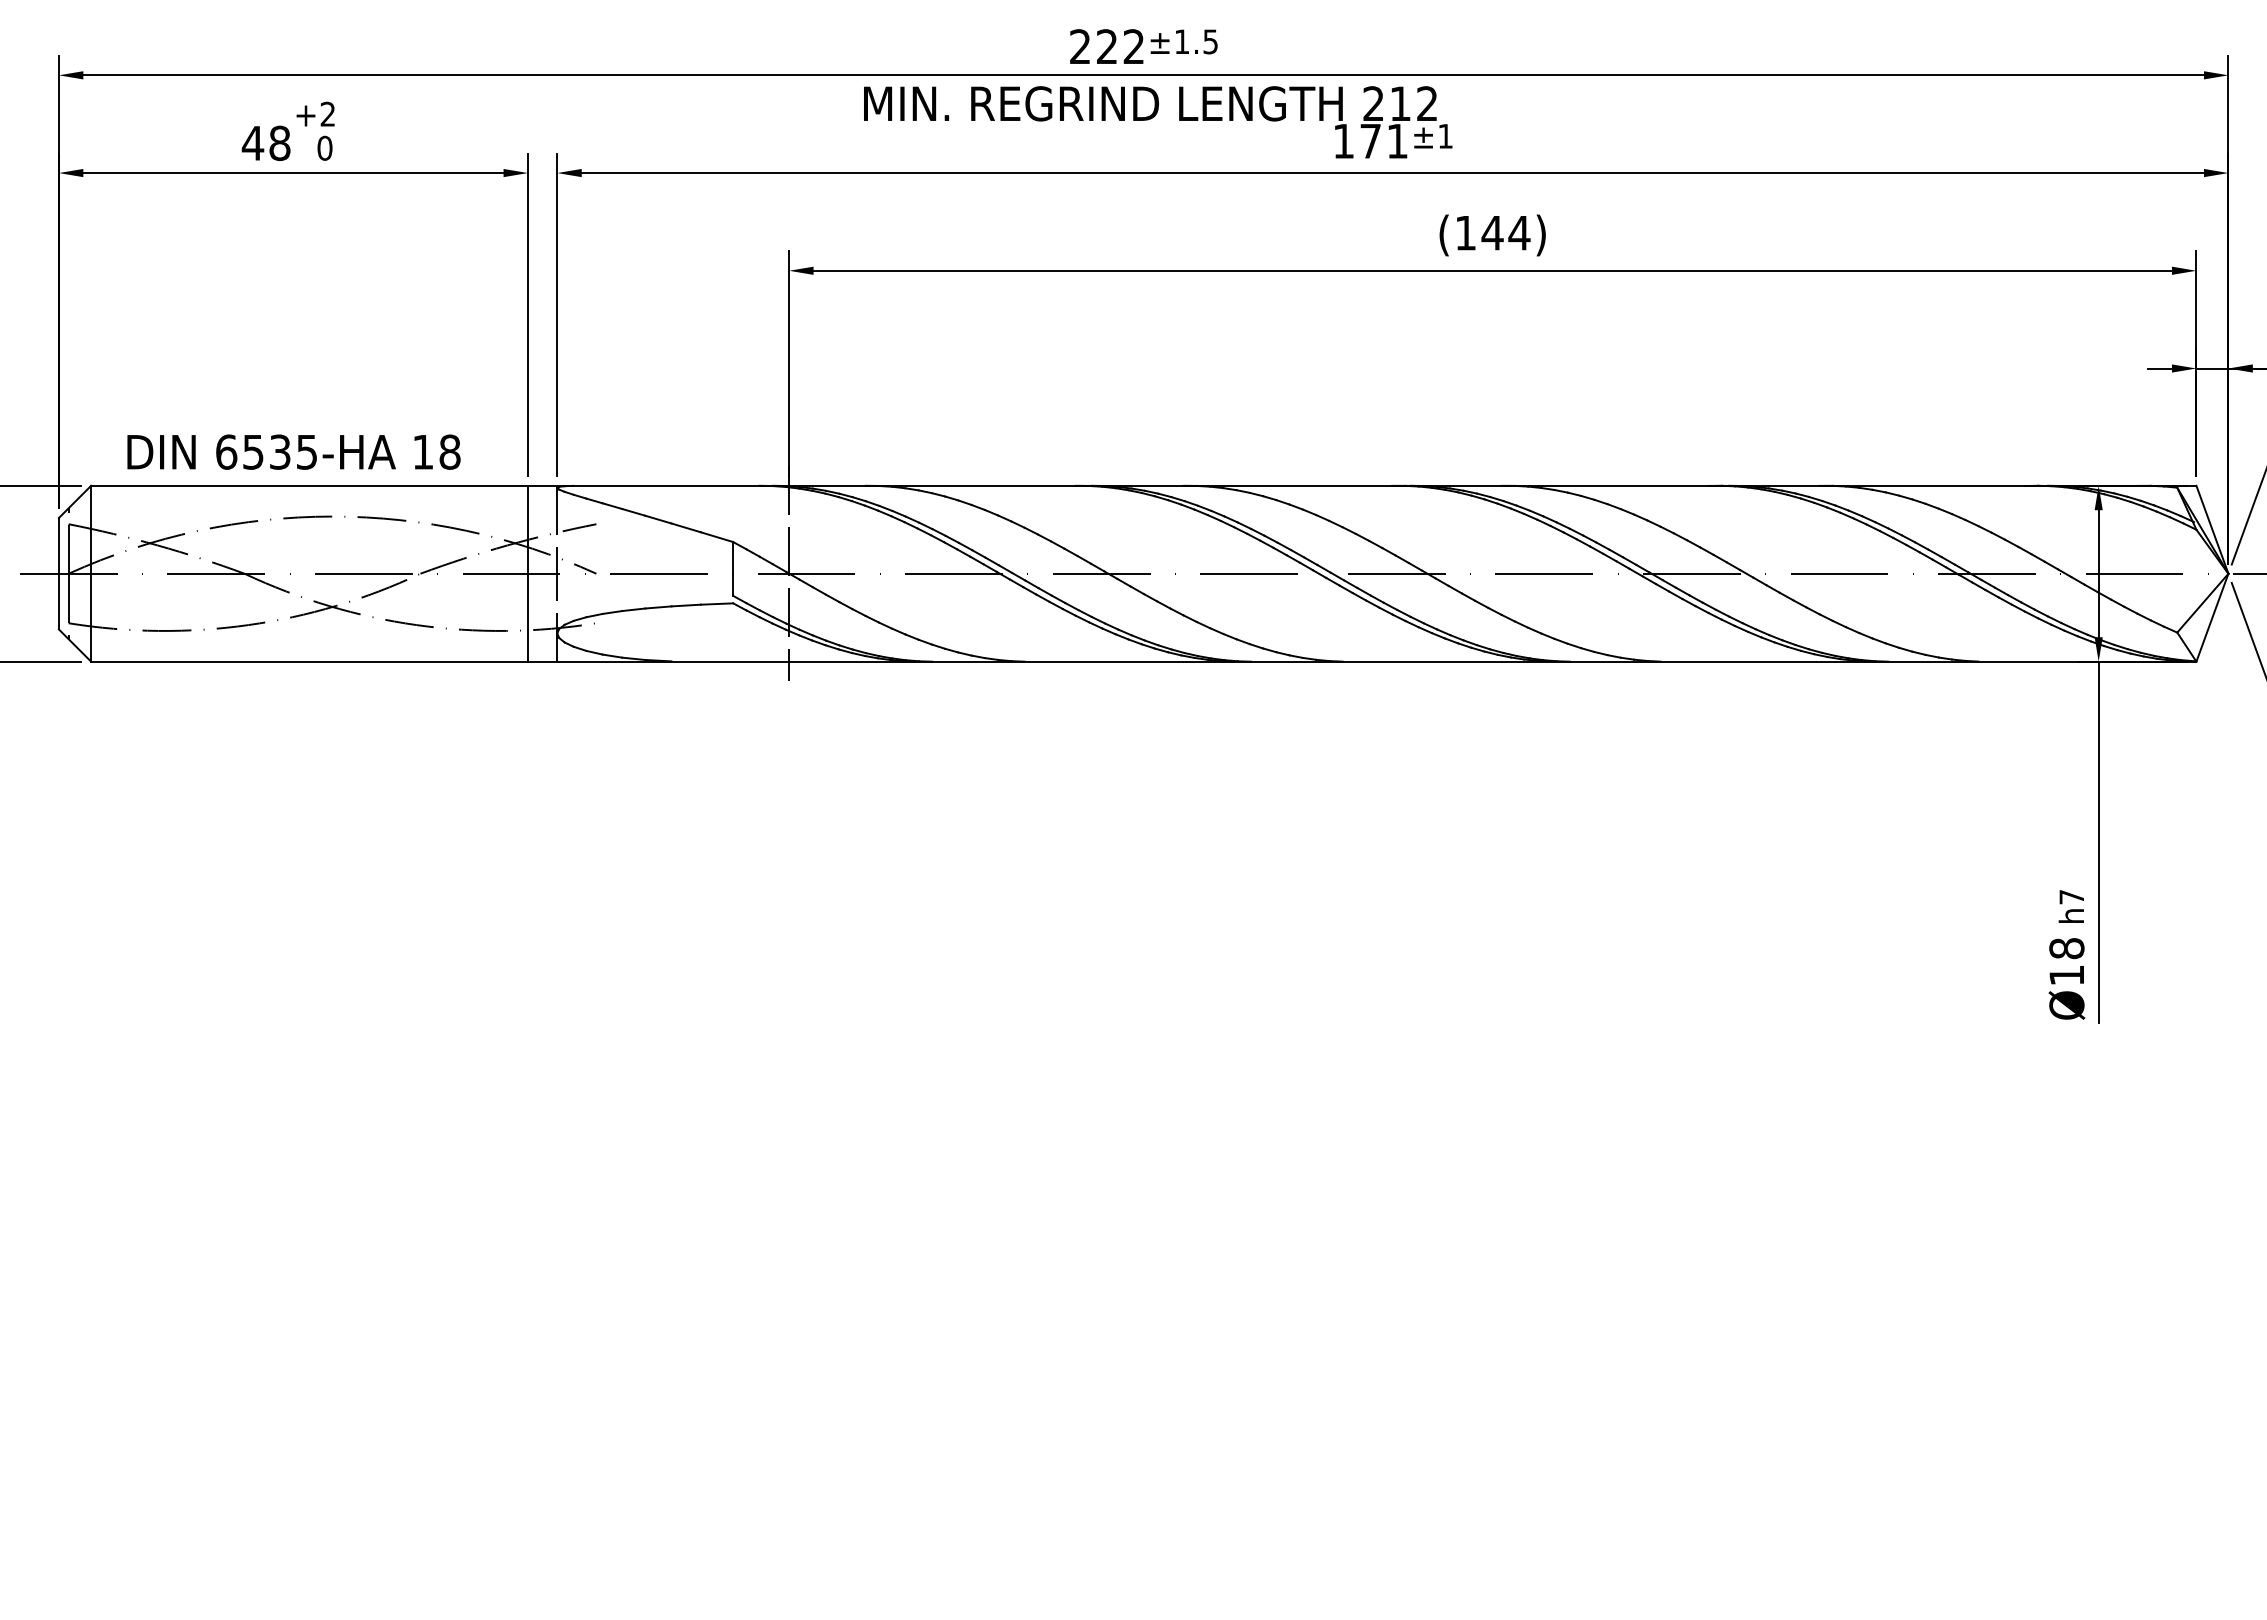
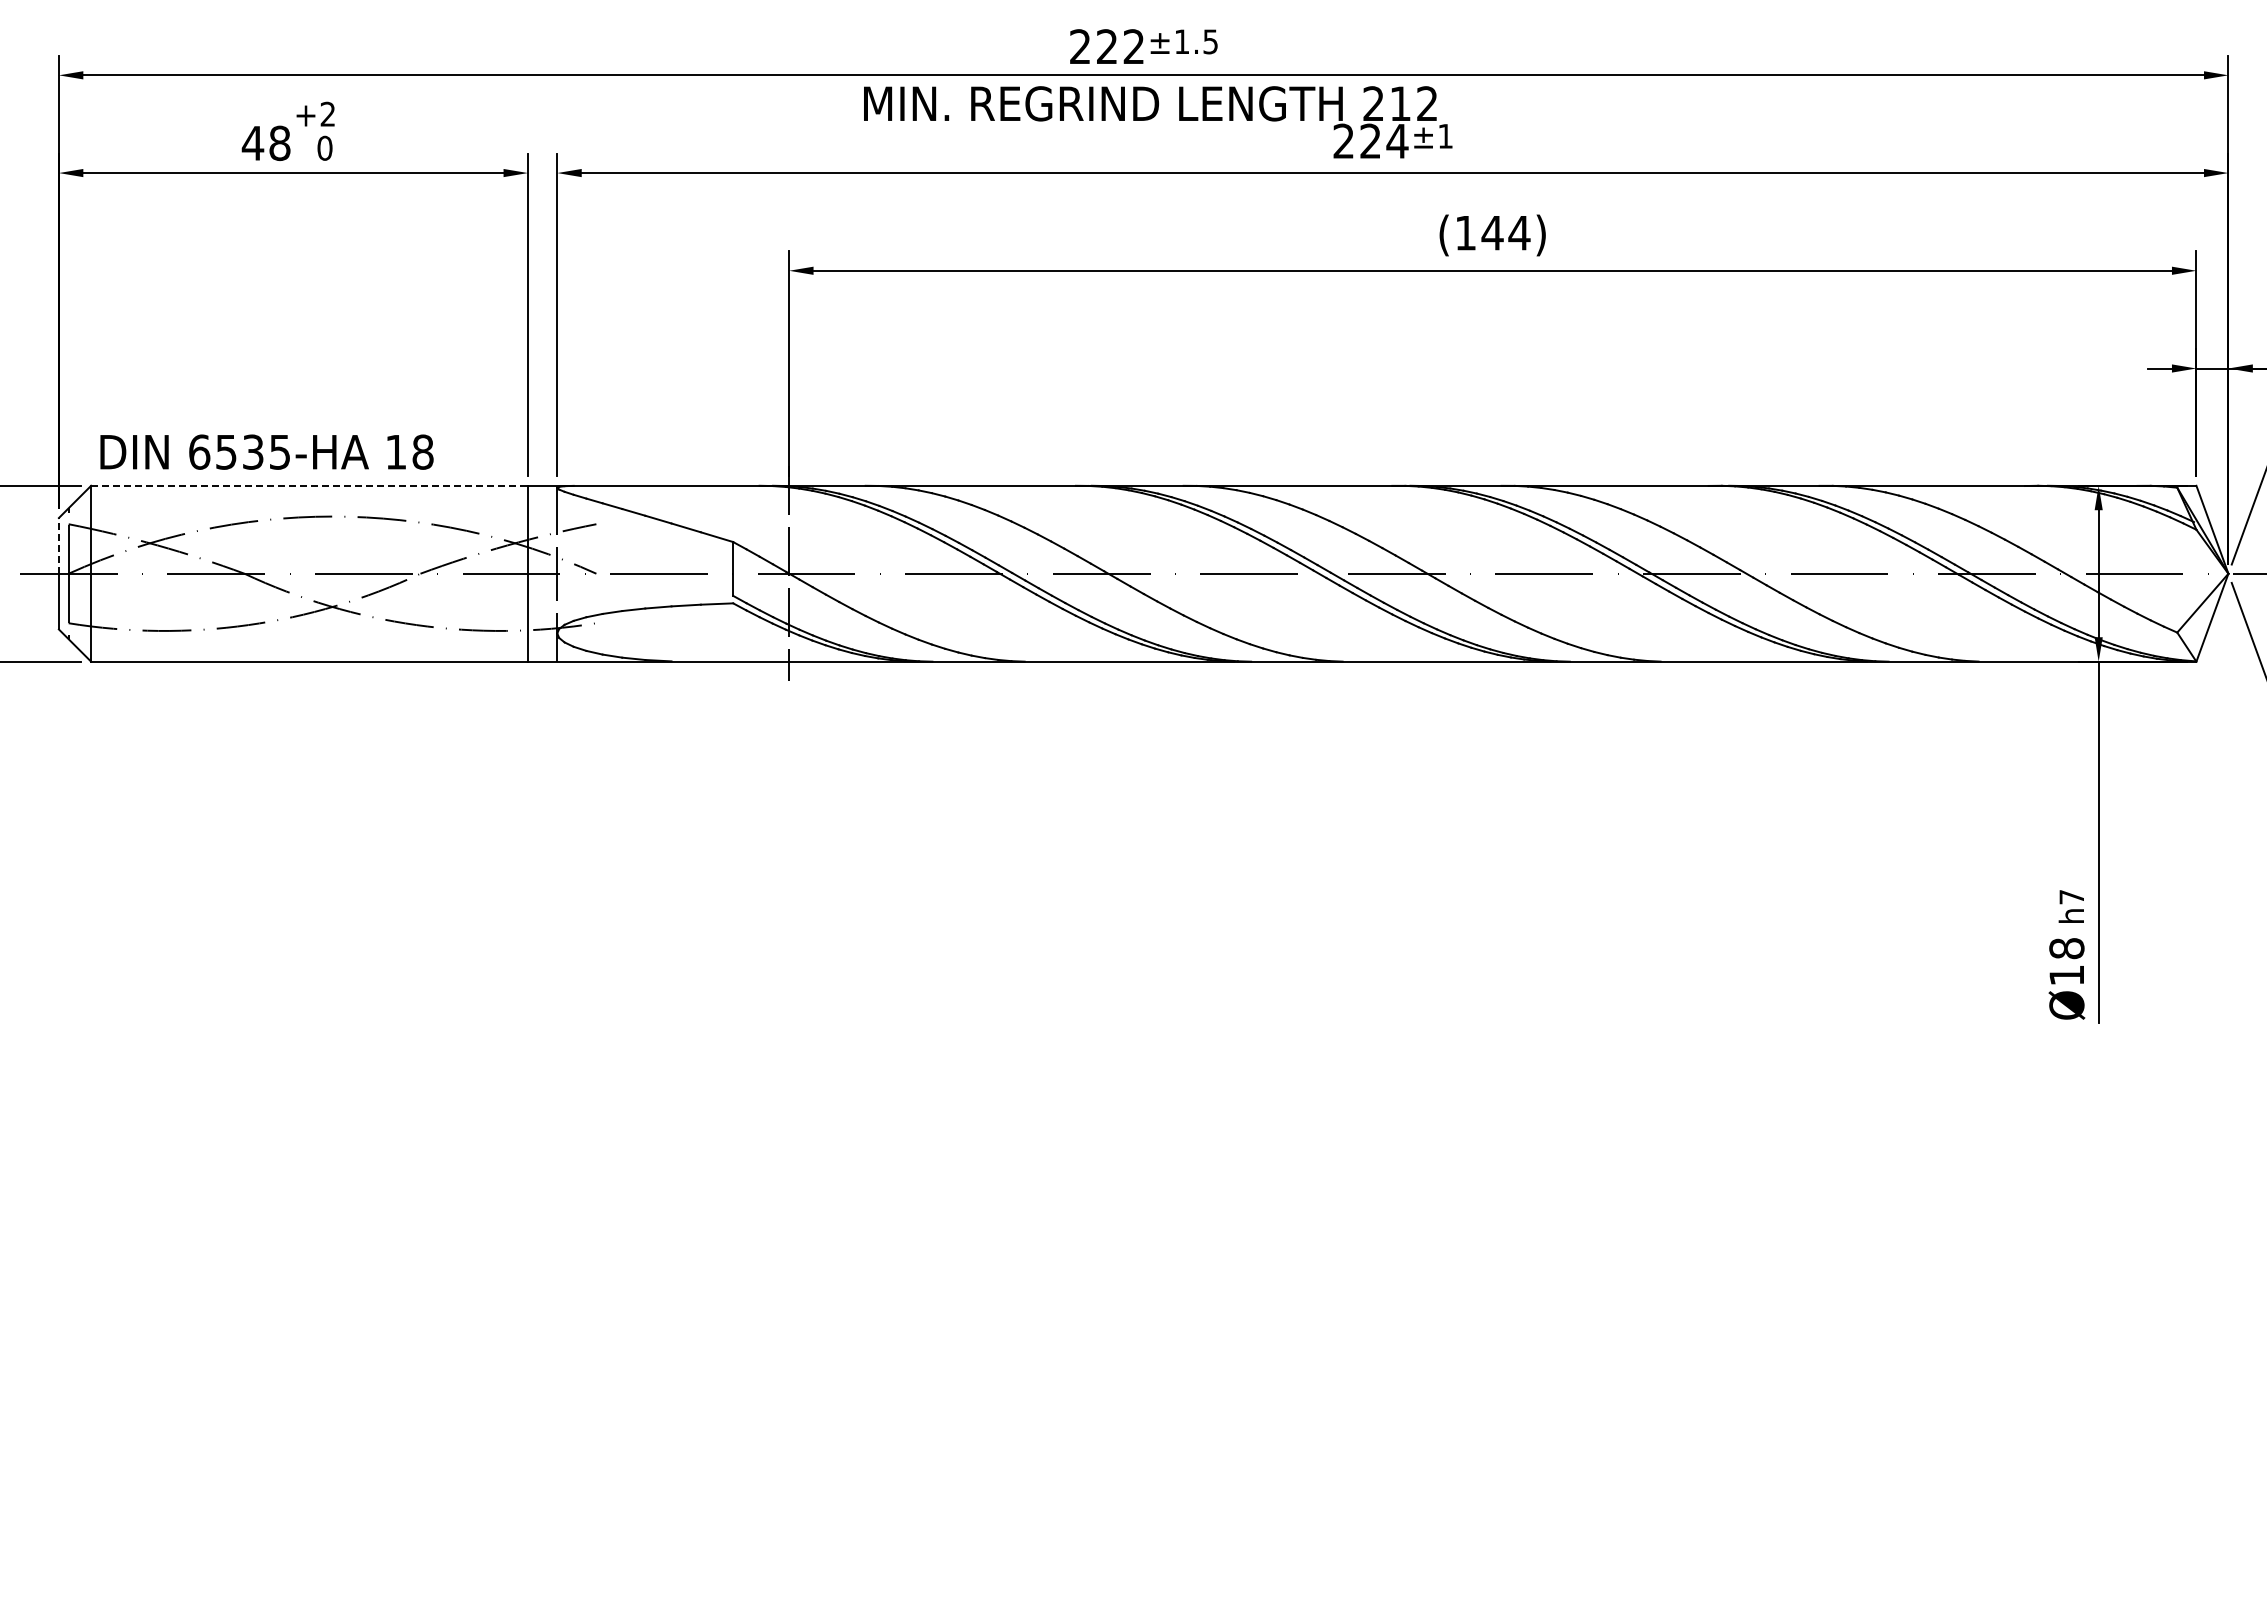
text: 171 -> 224 (1370, 140)
text position: (293, 451) -> (266, 451) (266, 451)
line: solid -> dashed (310, 485)
line: solid -> dashed (58, 545)
